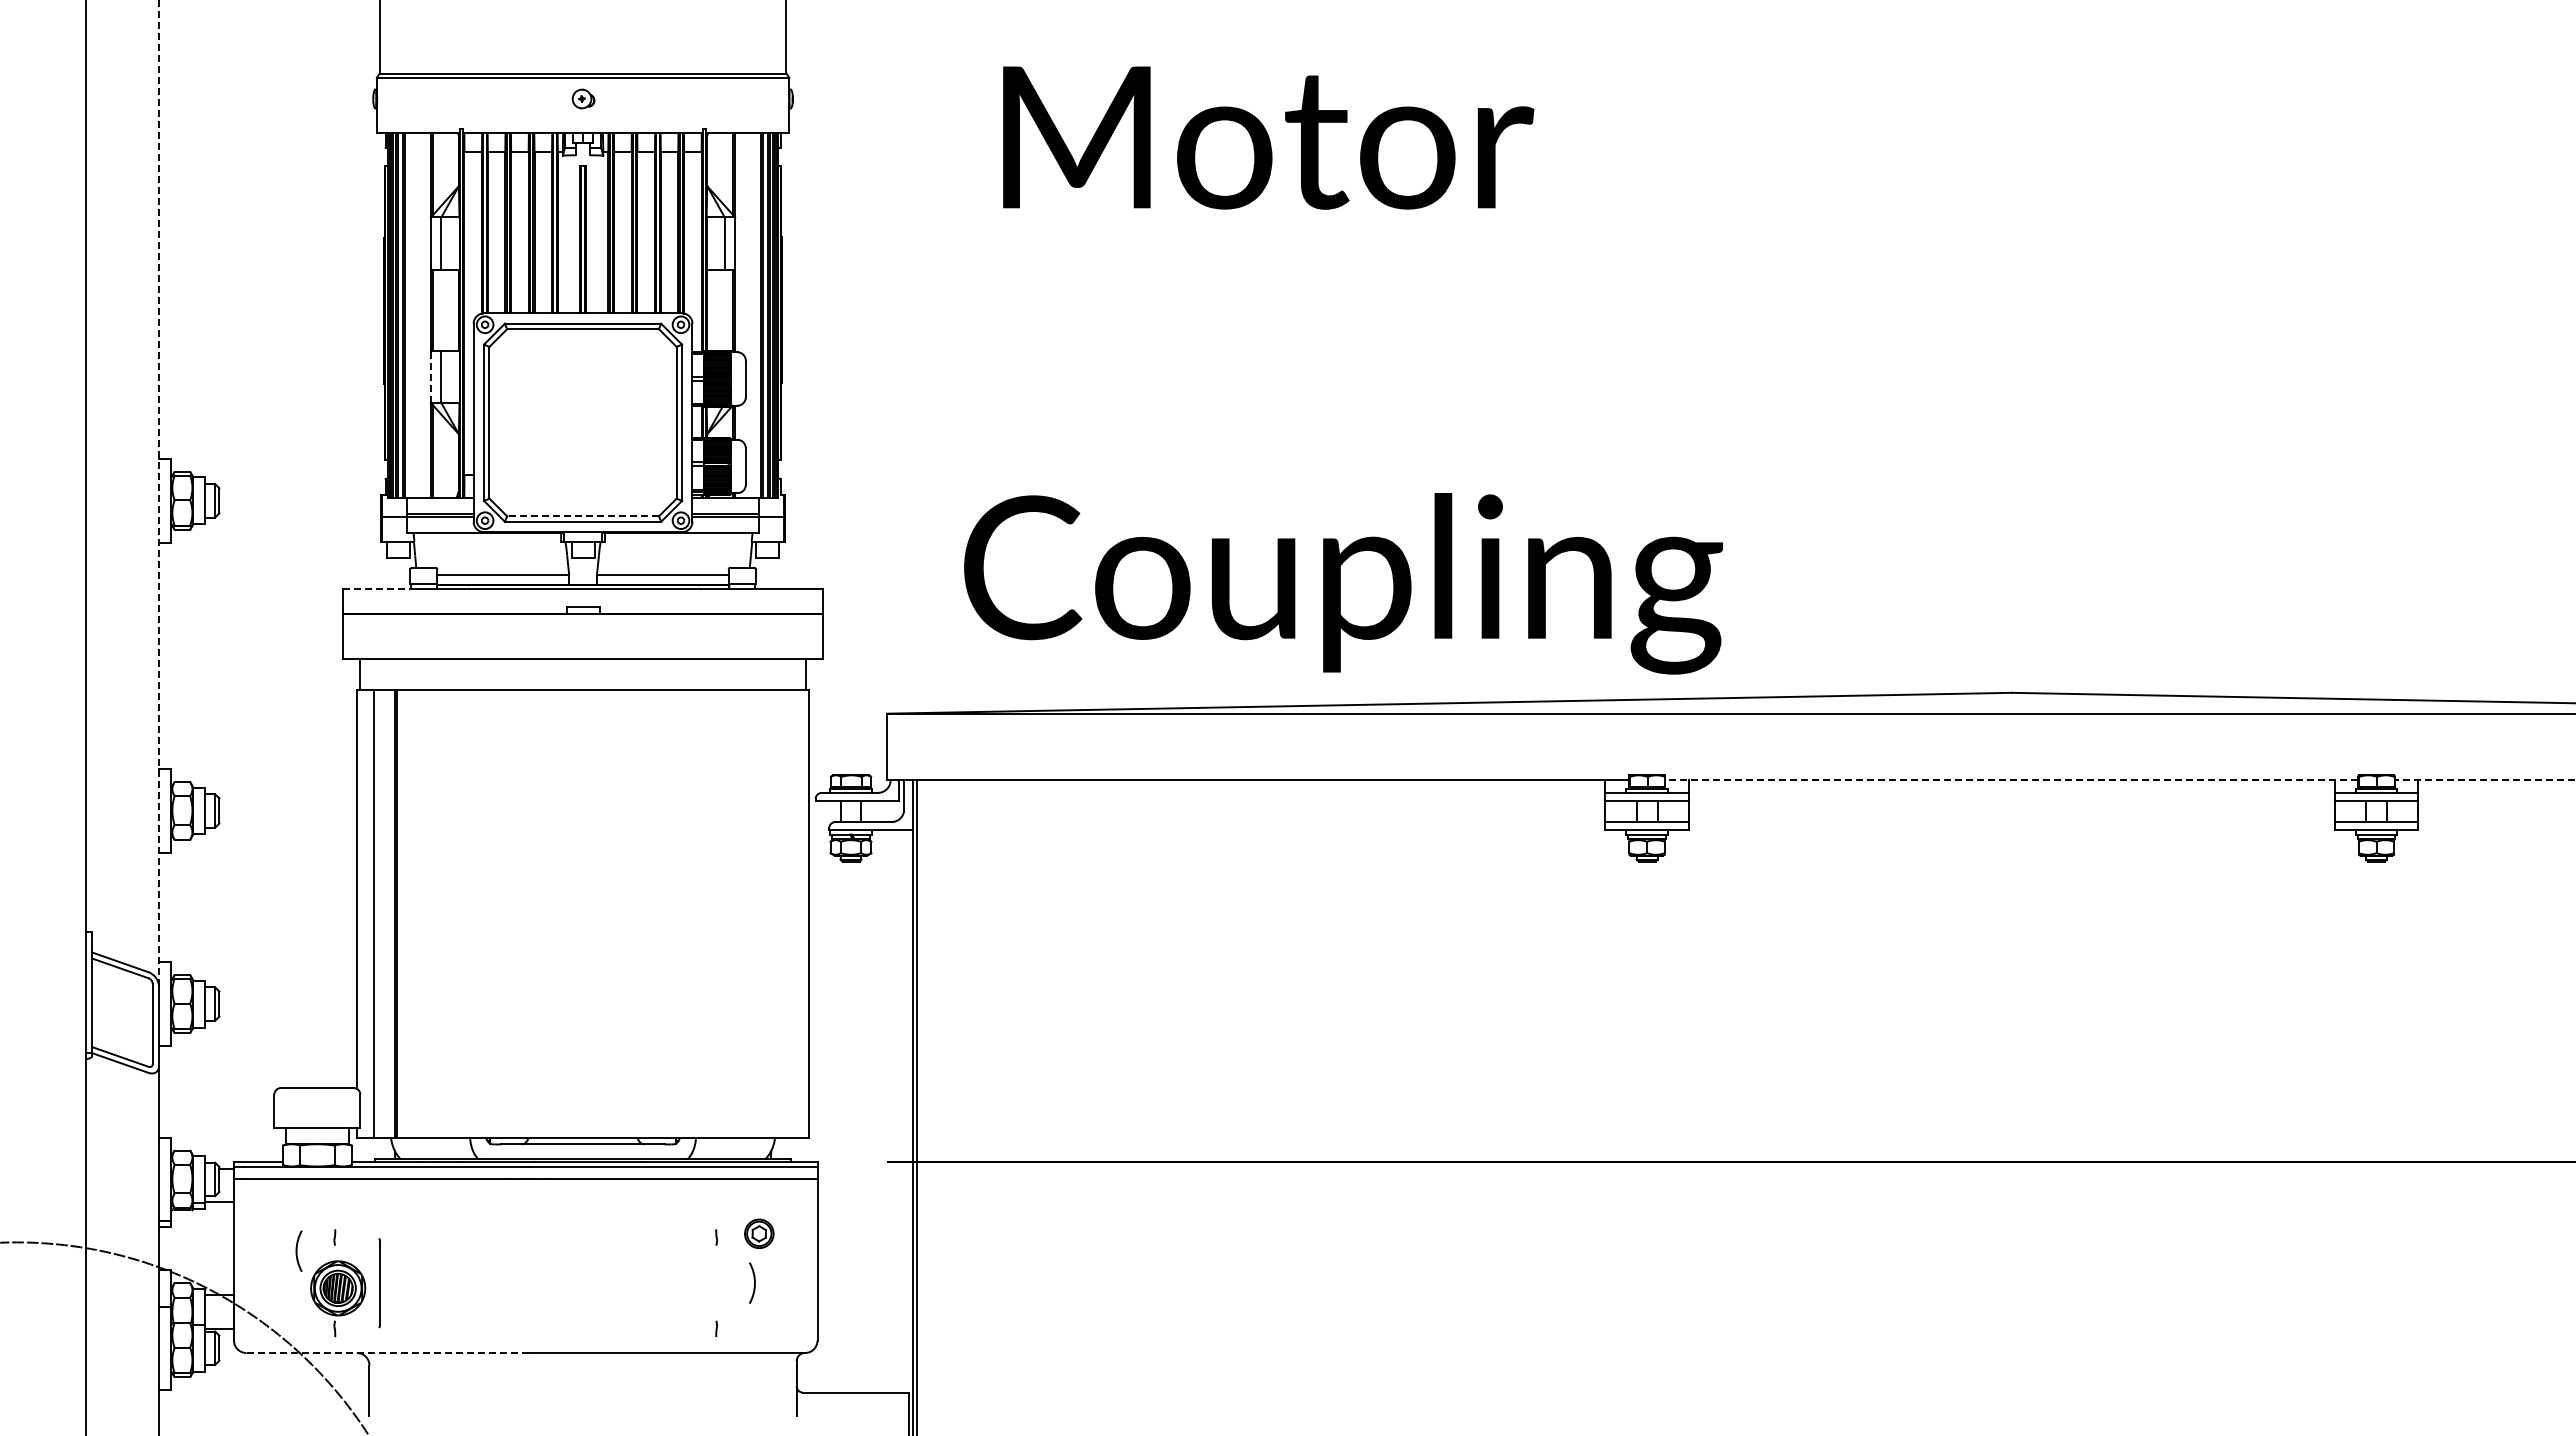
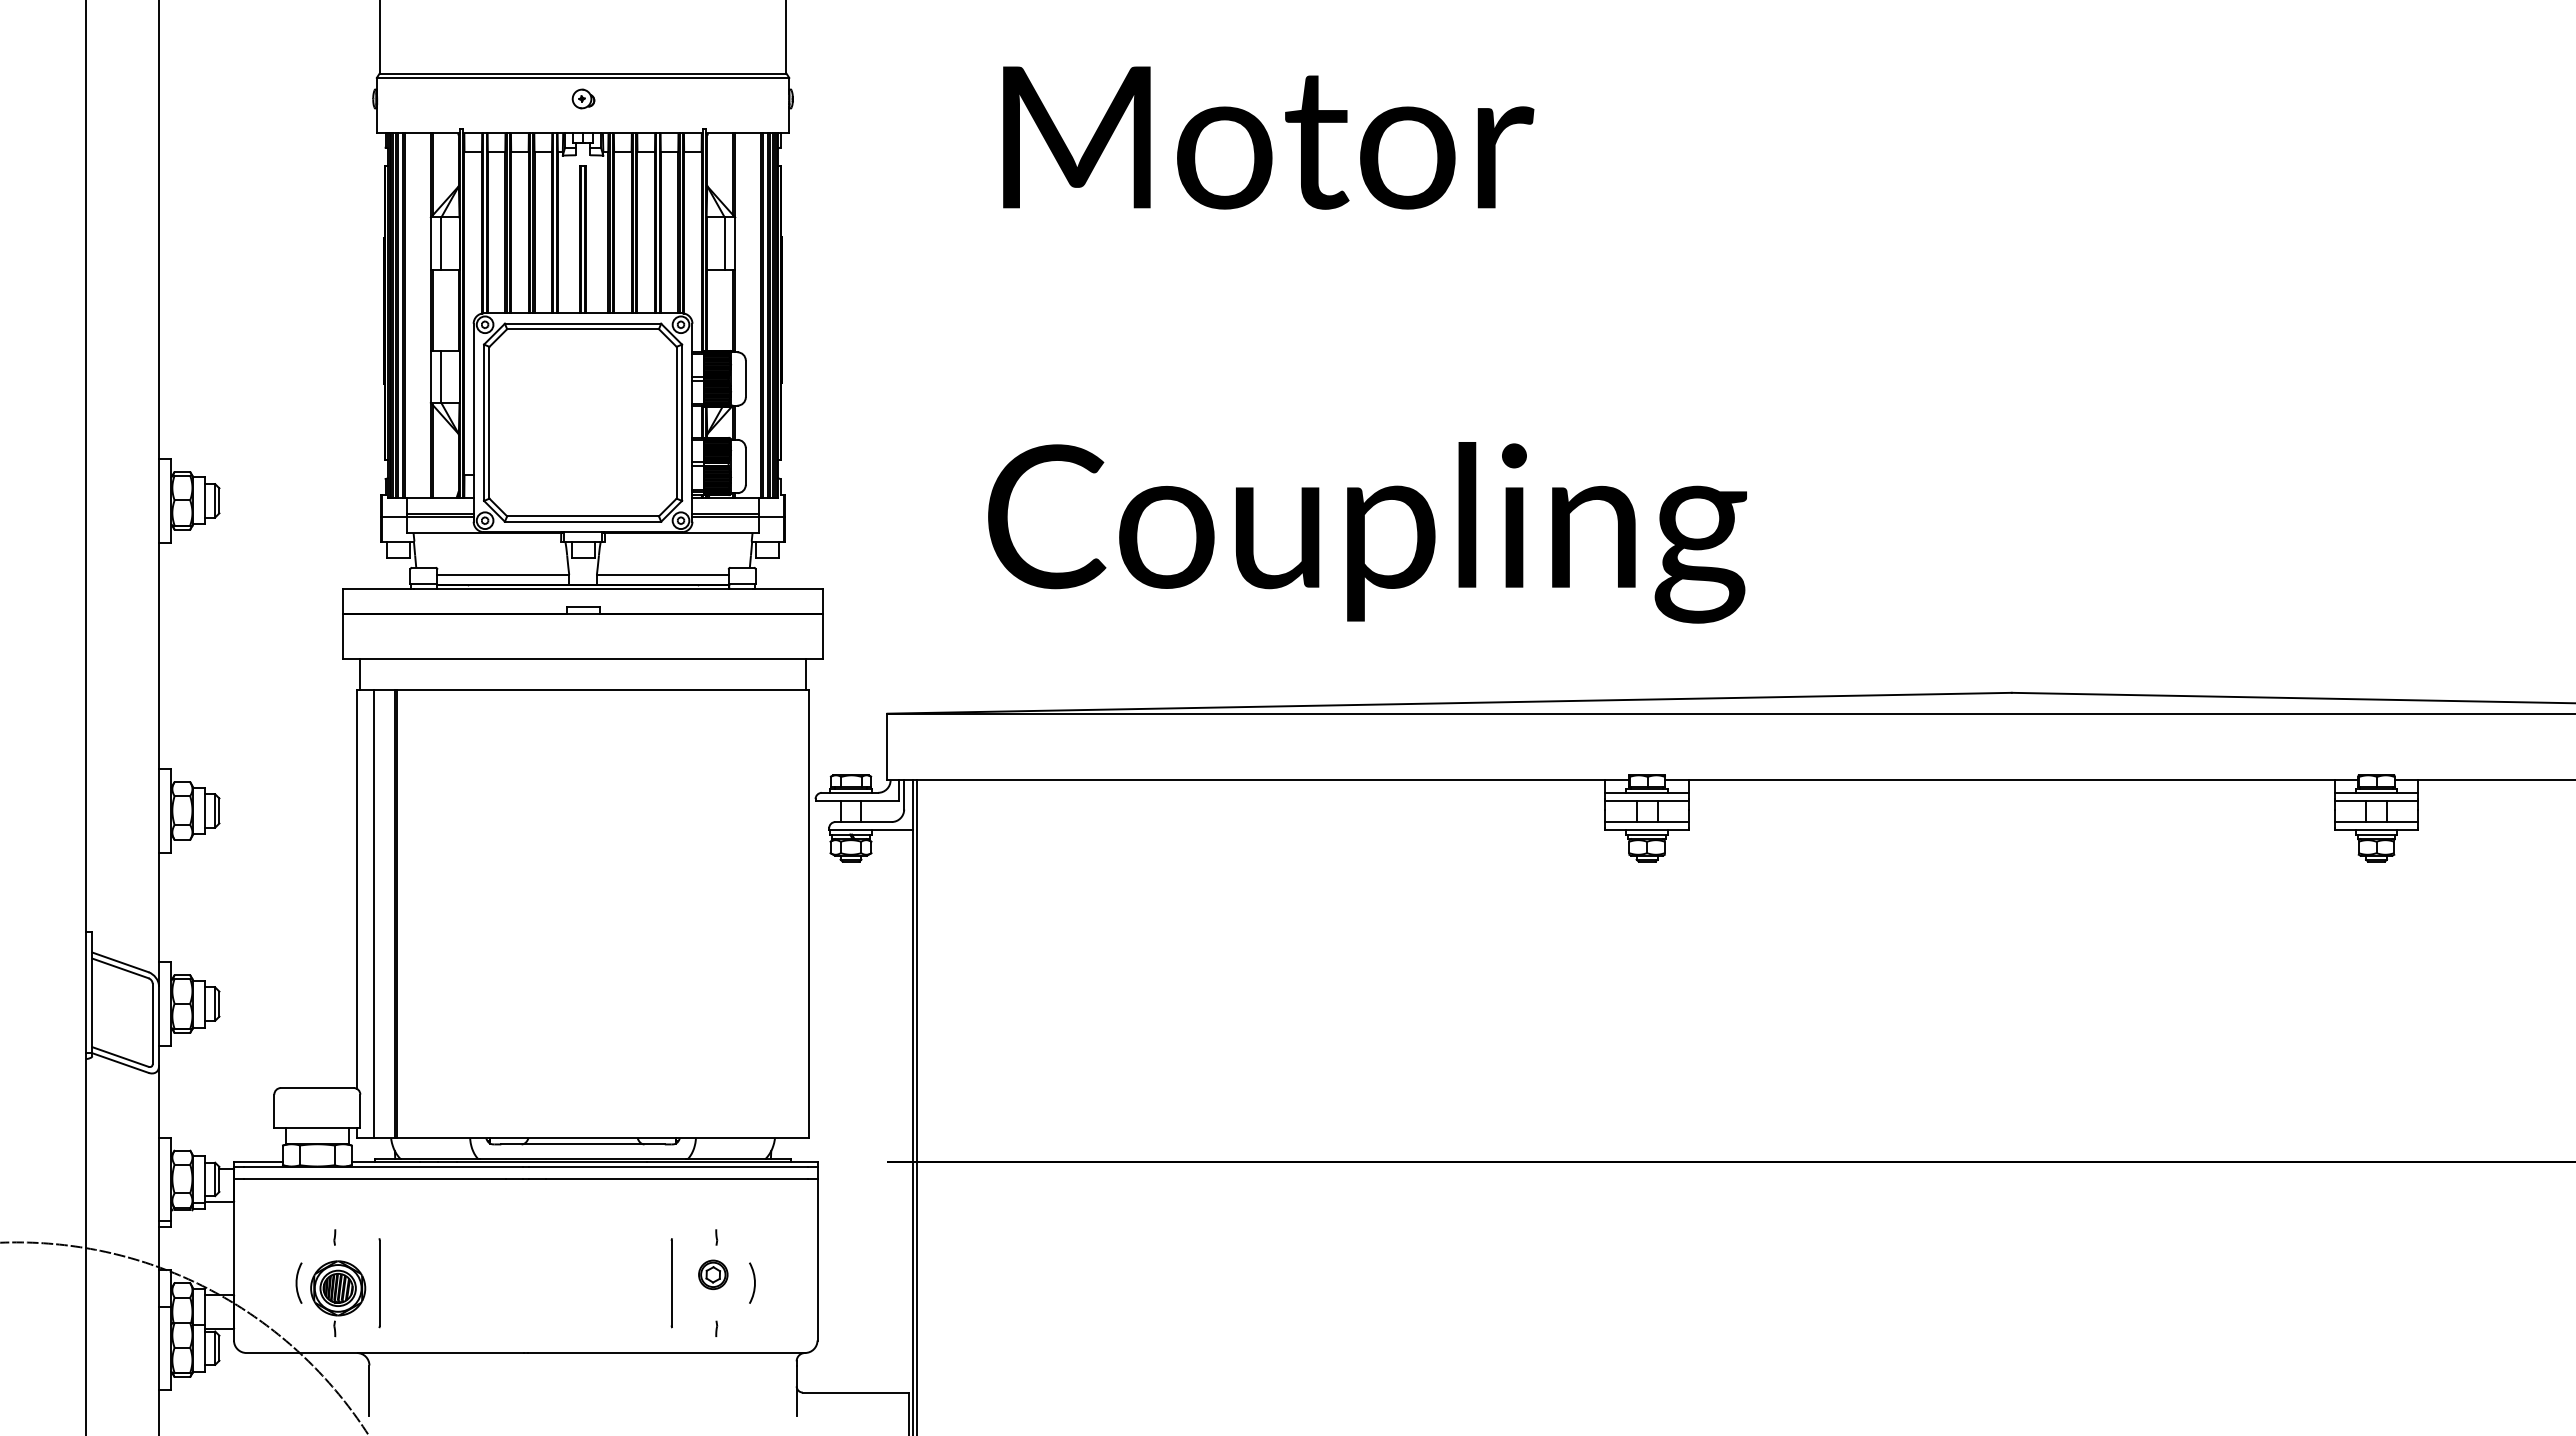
line: dashed -> solid (430, 376)
line: dashed -> solid (158, 493)
line: dashed -> solid (583, 516)
text position: (1343, 583) -> (1367, 532) (1367, 532)
line: dashed -> solid (379, 588)
line: dashed -> solid (2011, 780)
line: dashed -> solid (2484, 780)
part position: (759, 1233) -> (713, 1274) (713, 1274)
arc position: (297, 1250) -> (297, 1282) (297, 1282)
line: none -> present (671, 1283)
line: dashed -> solid (385, 1353)
